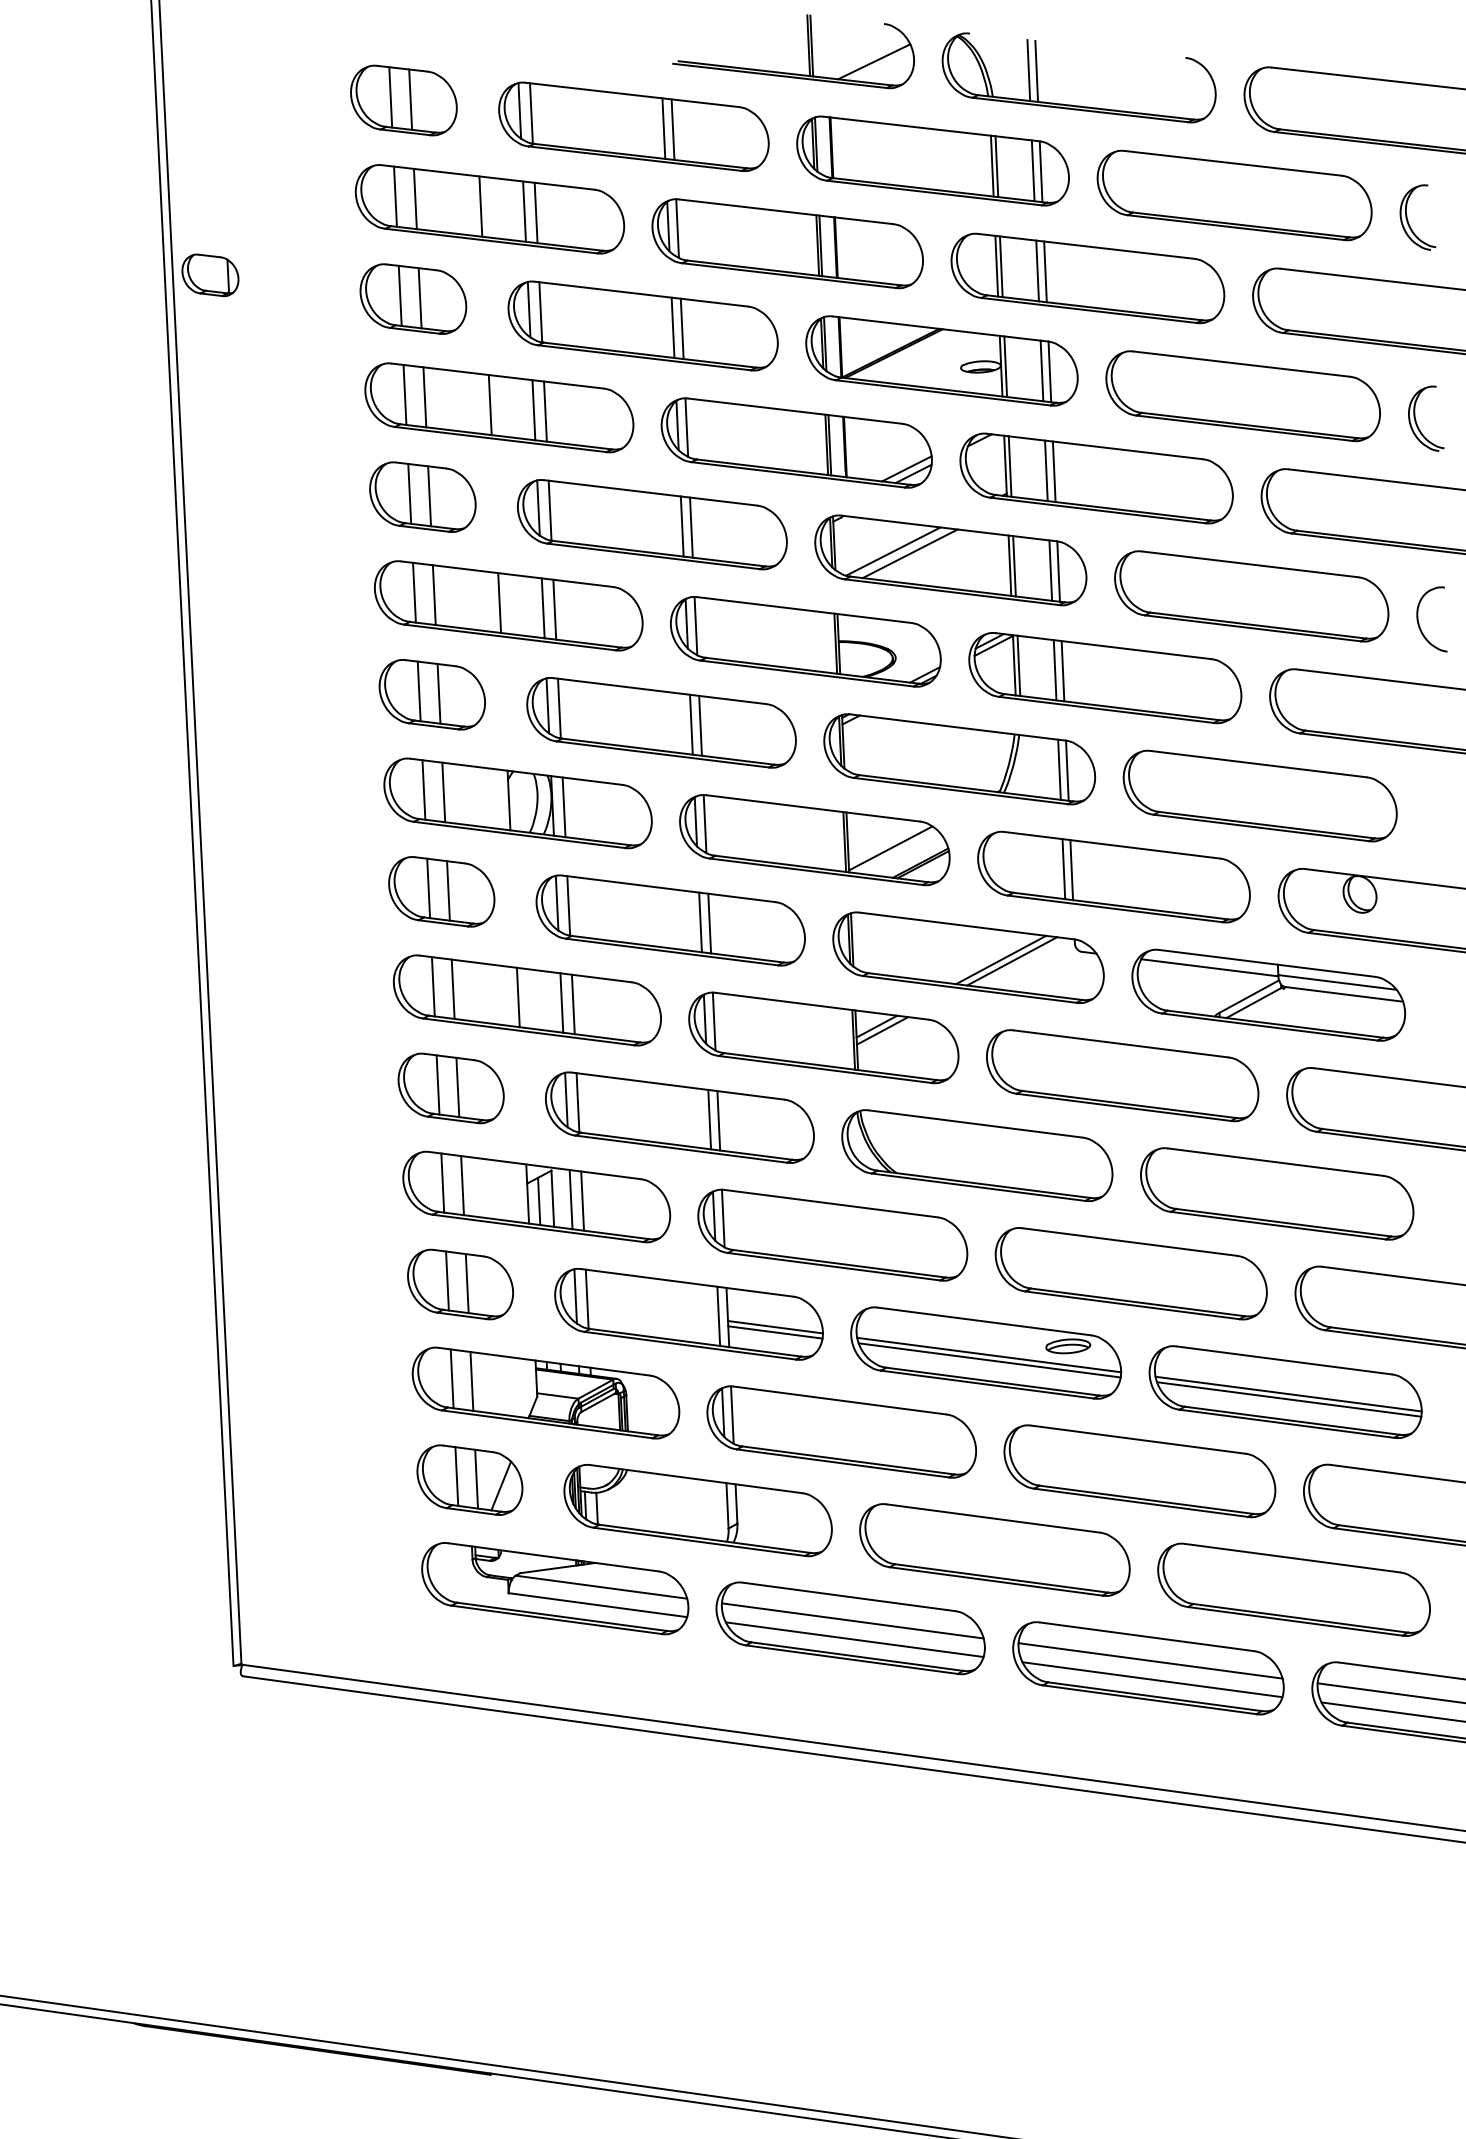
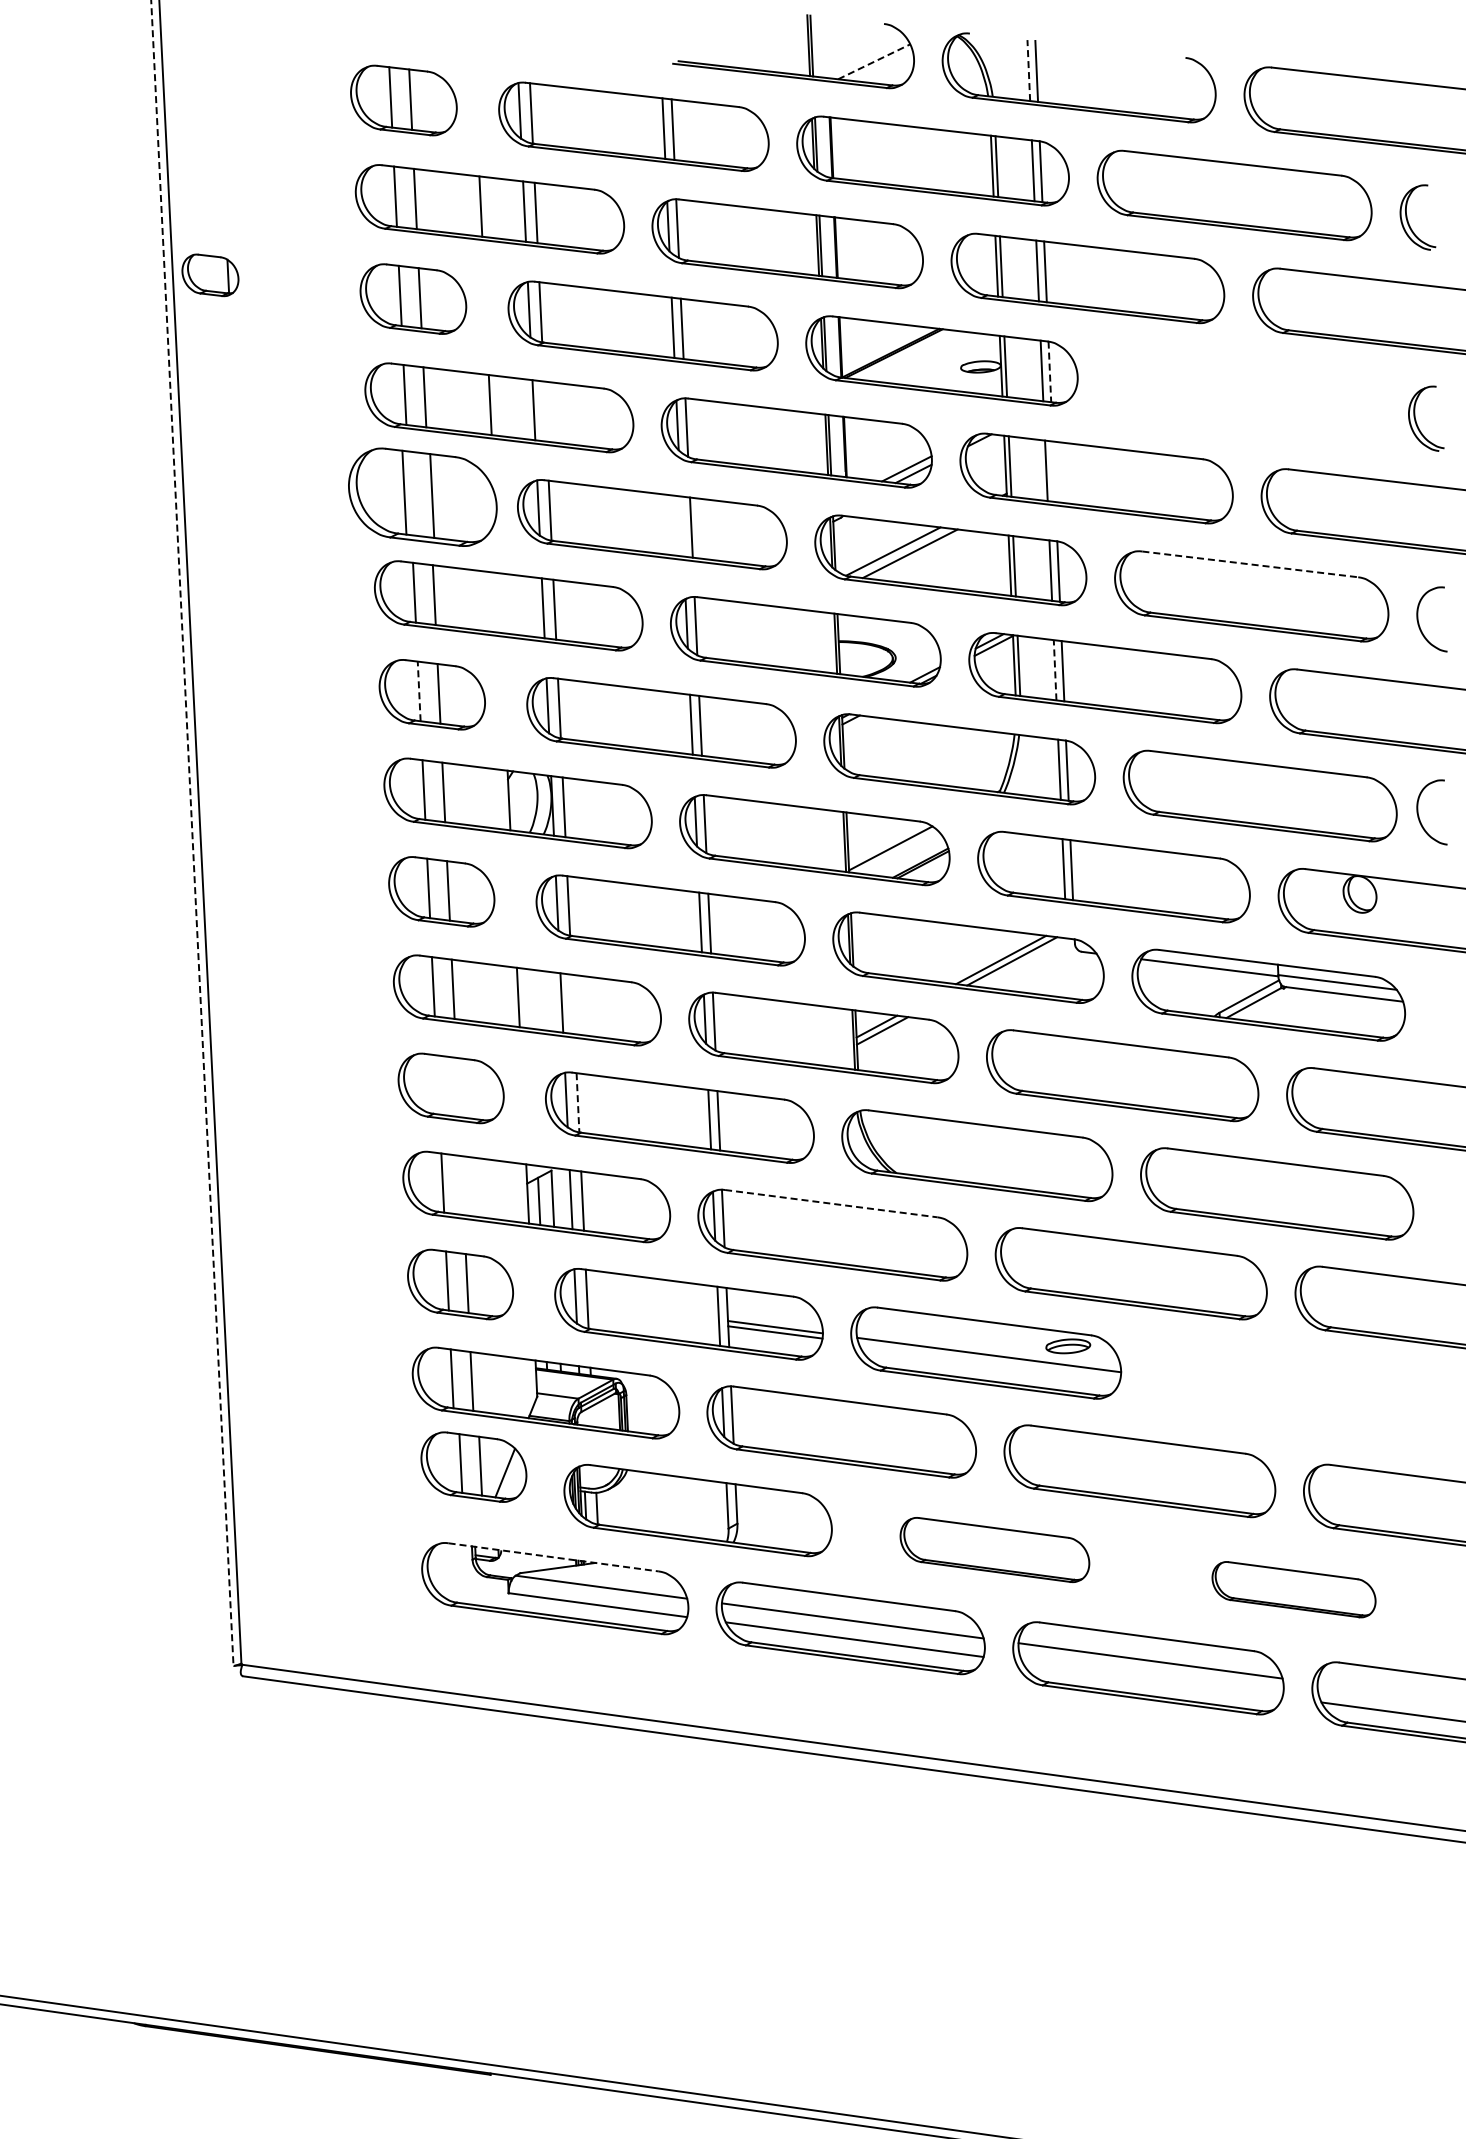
line: solid -> dashed (874, 61)
line: solid -> dashed (1028, 70)
line: solid -> dashed (1049, 372)
part: present -> none (1242, 396)
line: present -> none (545, 411)
line: present -> none (1053, 471)
part size: 108x72 px -> 150x100 px (422, 496)
line: present -> none (681, 526)
line: solid -> dashed (1250, 564)
line: present -> none (499, 602)
line: solid -> dashed (1055, 669)
line: solid -> dashed (419, 691)
curve: none -> present (1419, 816)
line: solid -> dashed (192, 832)
line: present -> none (572, 1004)
line: present -> none (437, 1084)
line: present -> none (457, 1087)
line: solid -> dashed (577, 1102)
line: present -> none (462, 1185)
line: solid -> dashed (831, 1203)
line: present -> none (989, 1360)
part: present -> none (1285, 1391)
part position: (469, 1479) -> (473, 1466) (473, 1466)
part size: 272x94 px -> 192x67 px (994, 1550)
line: solid -> dashed (554, 1557)
part size: 274x95 px -> 166x58 px (1293, 1589)
line: present -> none (1152, 1679)
line: present -> none (1389, 1692)
